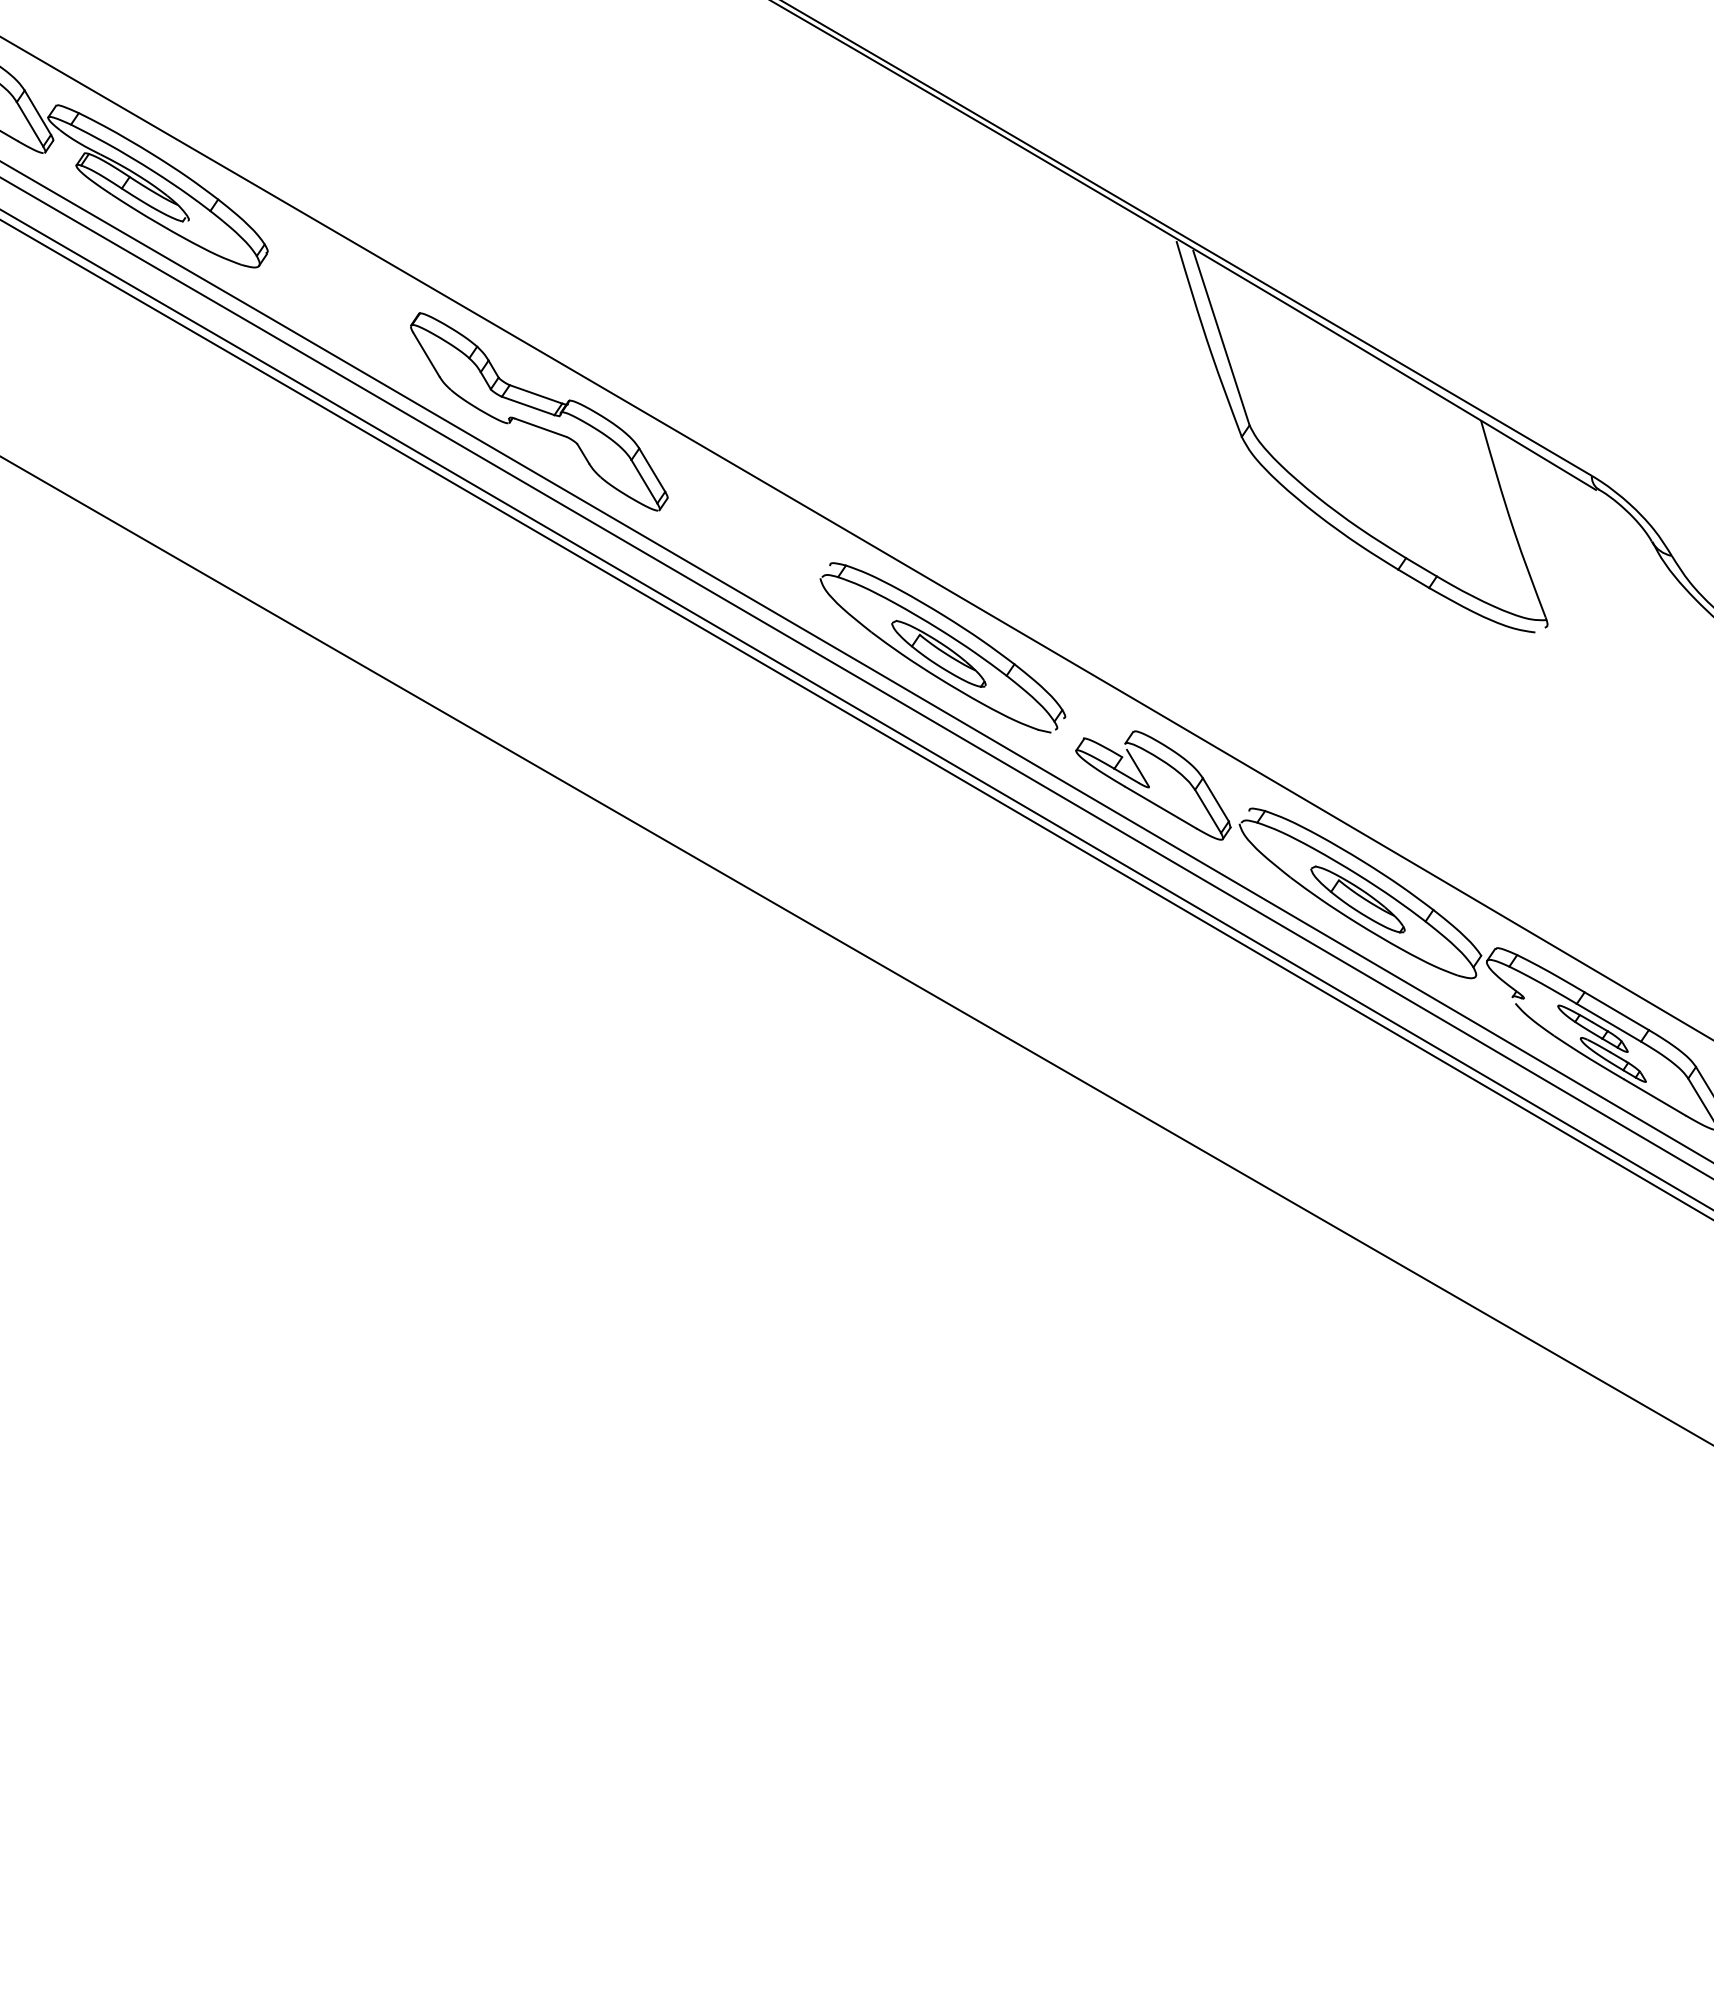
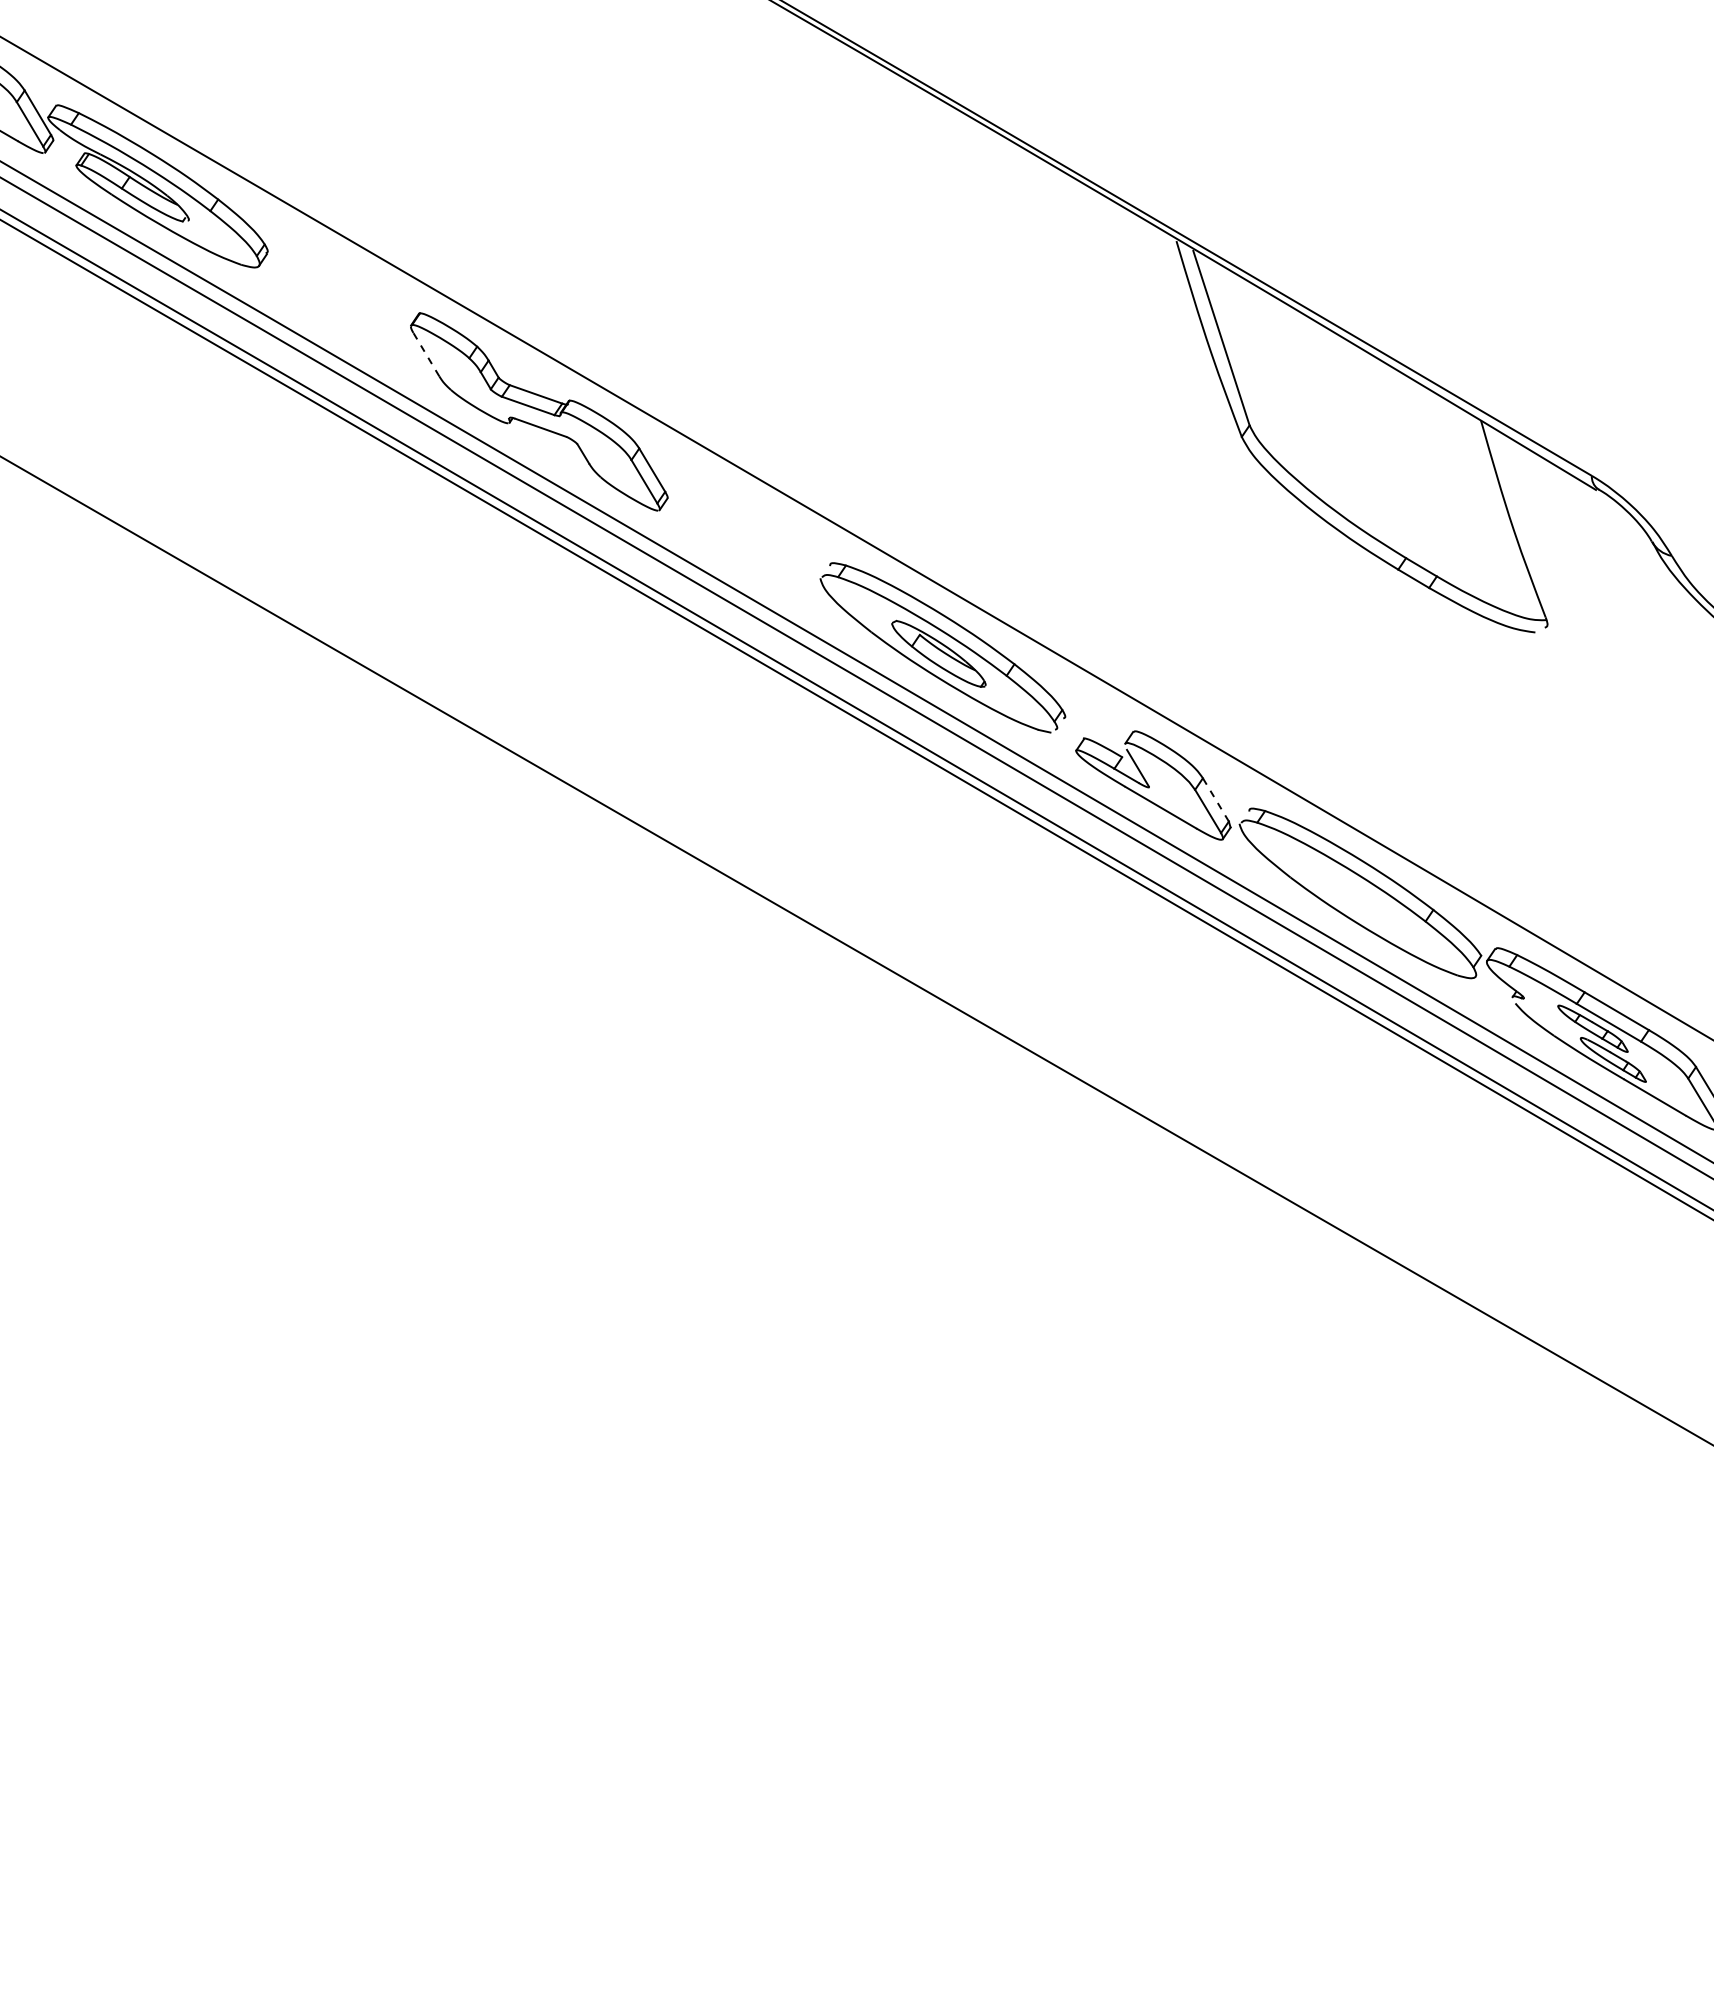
line: solid -> dashed (426, 354)
line: solid -> dashed (1215, 799)
part: present -> none (1357, 899)
